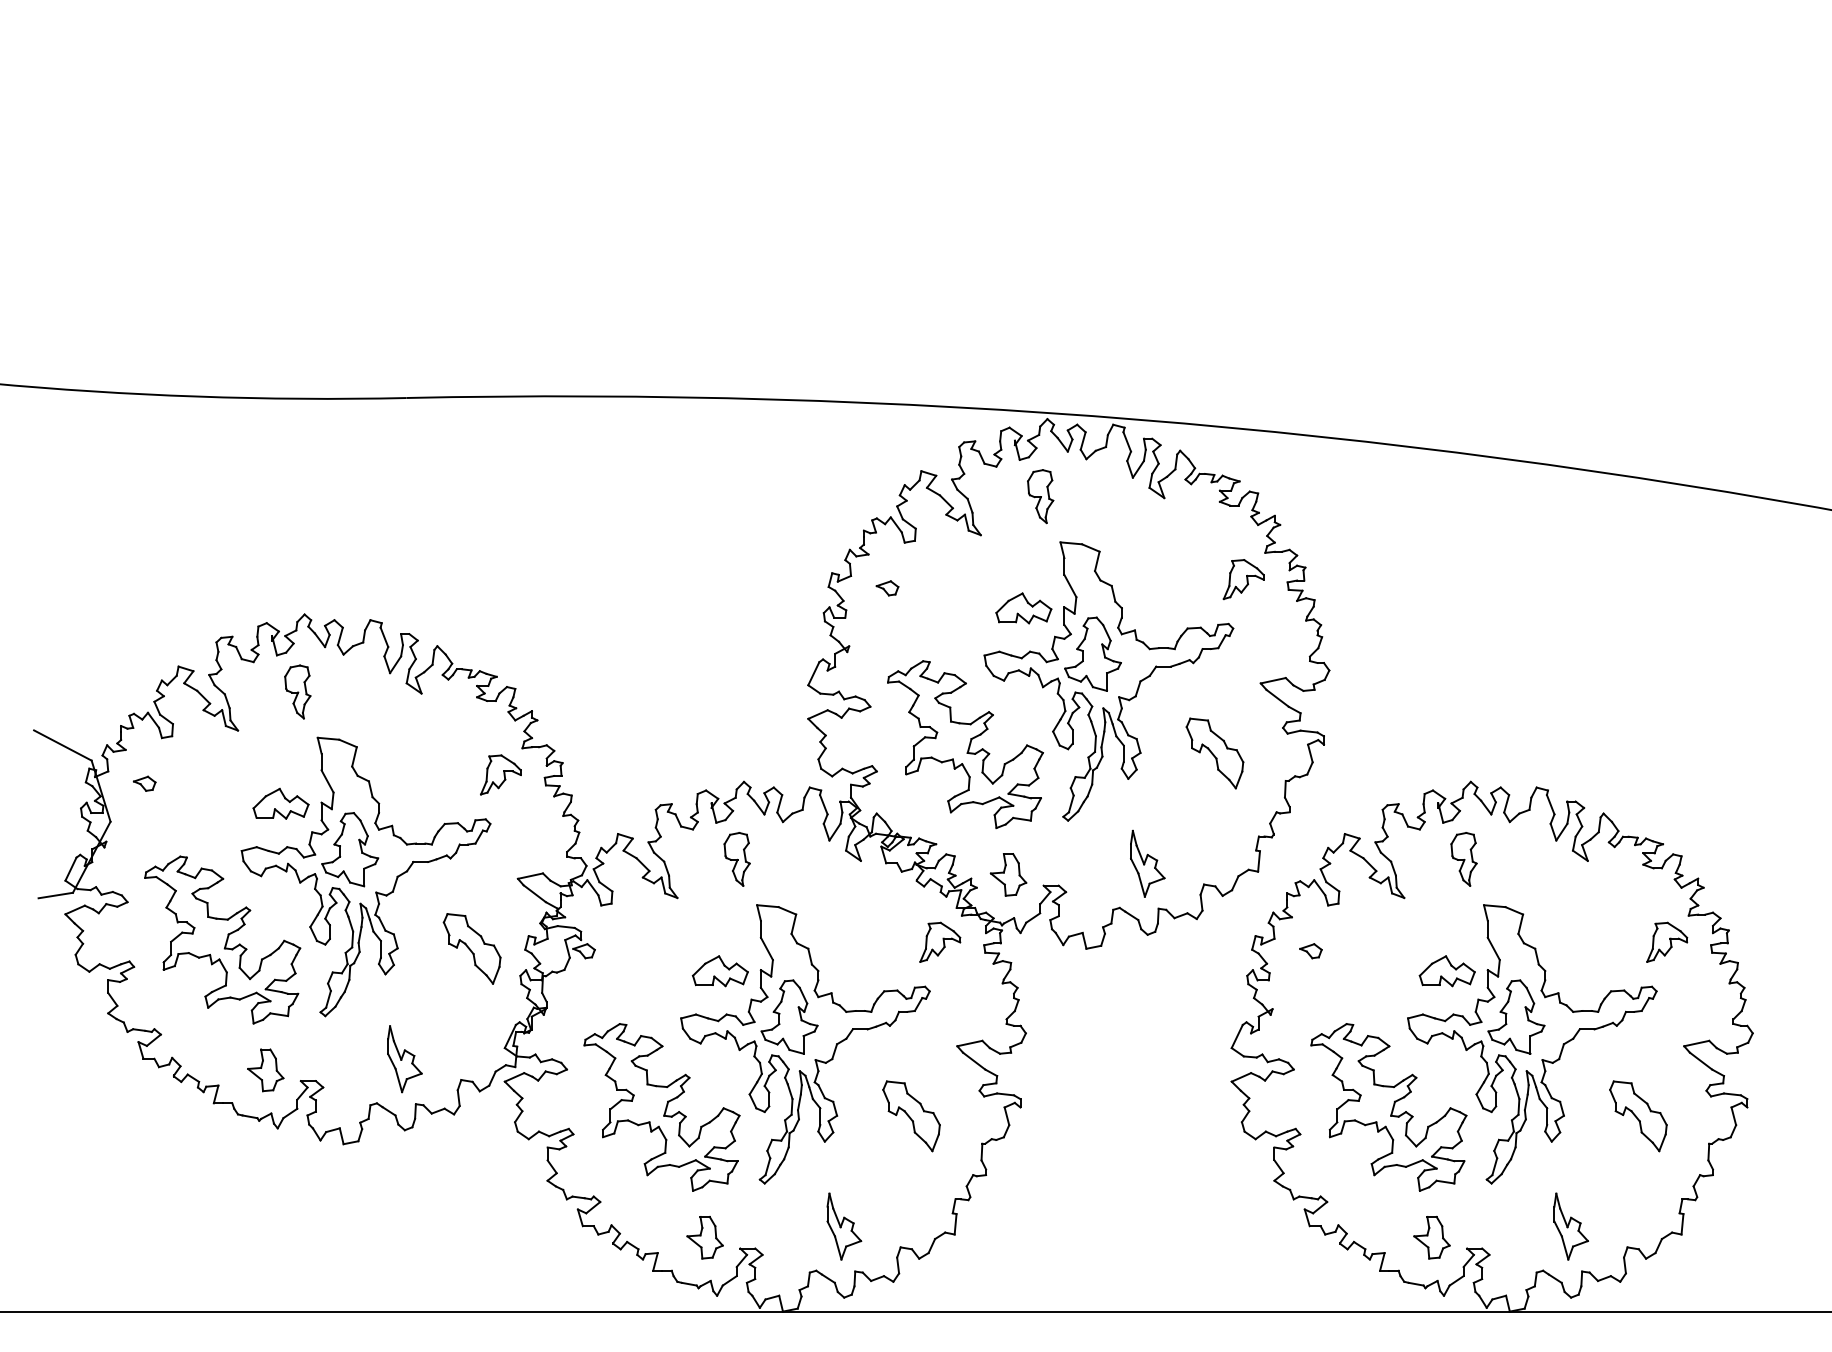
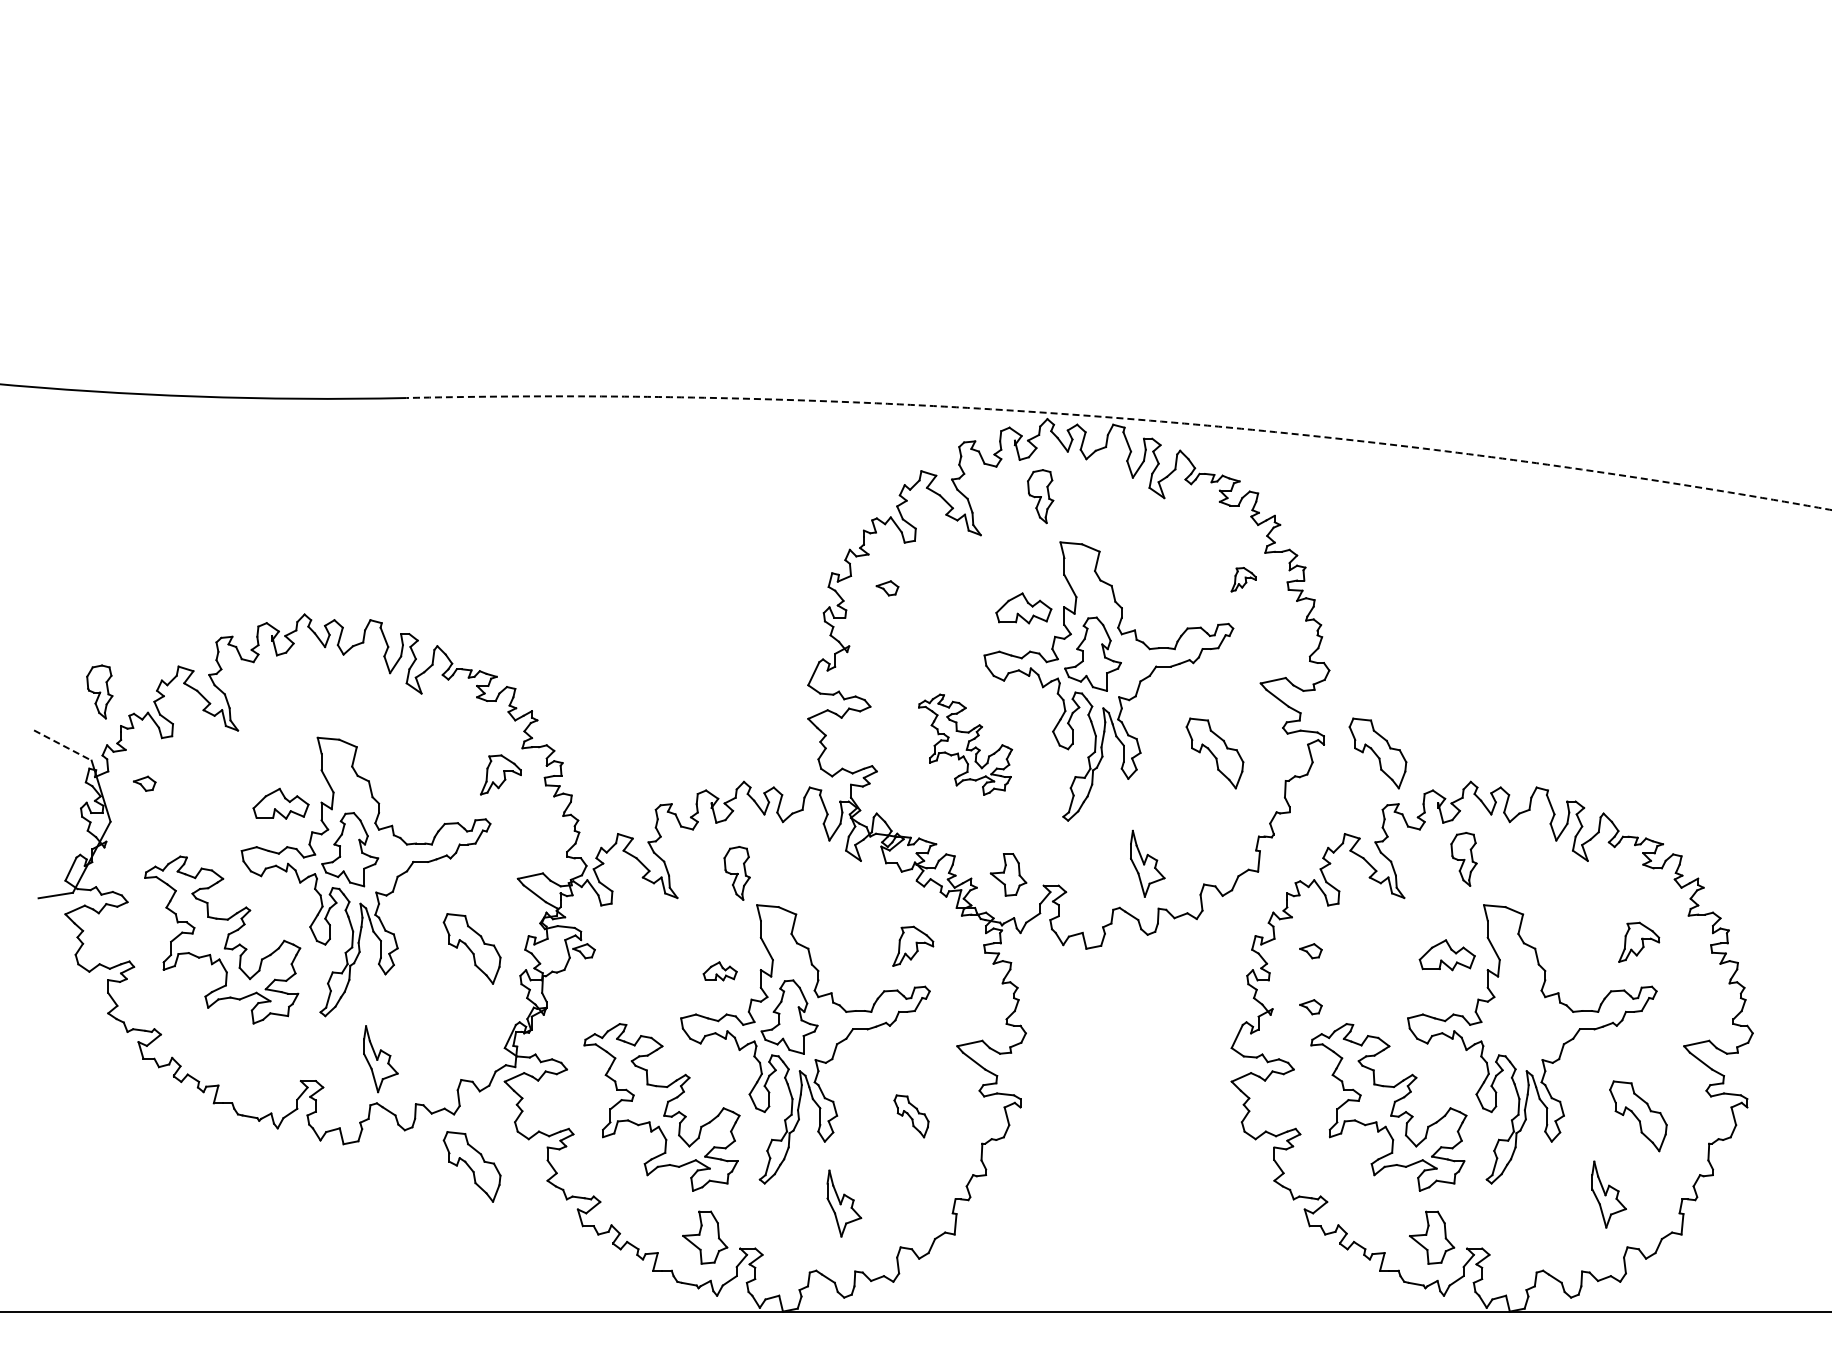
arc: solid -> dashed (1123, 418)
part size: 43x42 px -> 27x26 px (1243, 579)
part position: (297, 691) -> (99, 691) (99, 691)
part size: 157x170 px -> 96x103 px (965, 744)
line: solid -> dashed (62, 745)
part: none -> present (1377, 753)
part position: (736, 859) -> (736, 873) (736, 873)
part position: (940, 941) -> (913, 945) (913, 945)
part position: (1667, 941) -> (1639, 941) (1639, 941)
part size: 58x33 px -> 36x21 px (719, 971)
part position: (1446, 971) -> (1446, 955) (1446, 955)
part: none -> present (1310, 1007)
part: present -> none (1516, 1016)
part position: (404, 1059) -> (380, 1059) (380, 1059)
part: present -> none (265, 1070)
part size: 59x73 px -> 37x45 px (911, 1116)
part: none -> present (471, 1166)
part position: (844, 1226) -> (844, 1203) (844, 1203)
part position: (1570, 1226) -> (1608, 1194) (1608, 1194)
part size: 38x44 px -> 47x55 px (705, 1237)
part size: 38x45 px -> 47x55 px (1432, 1237)
